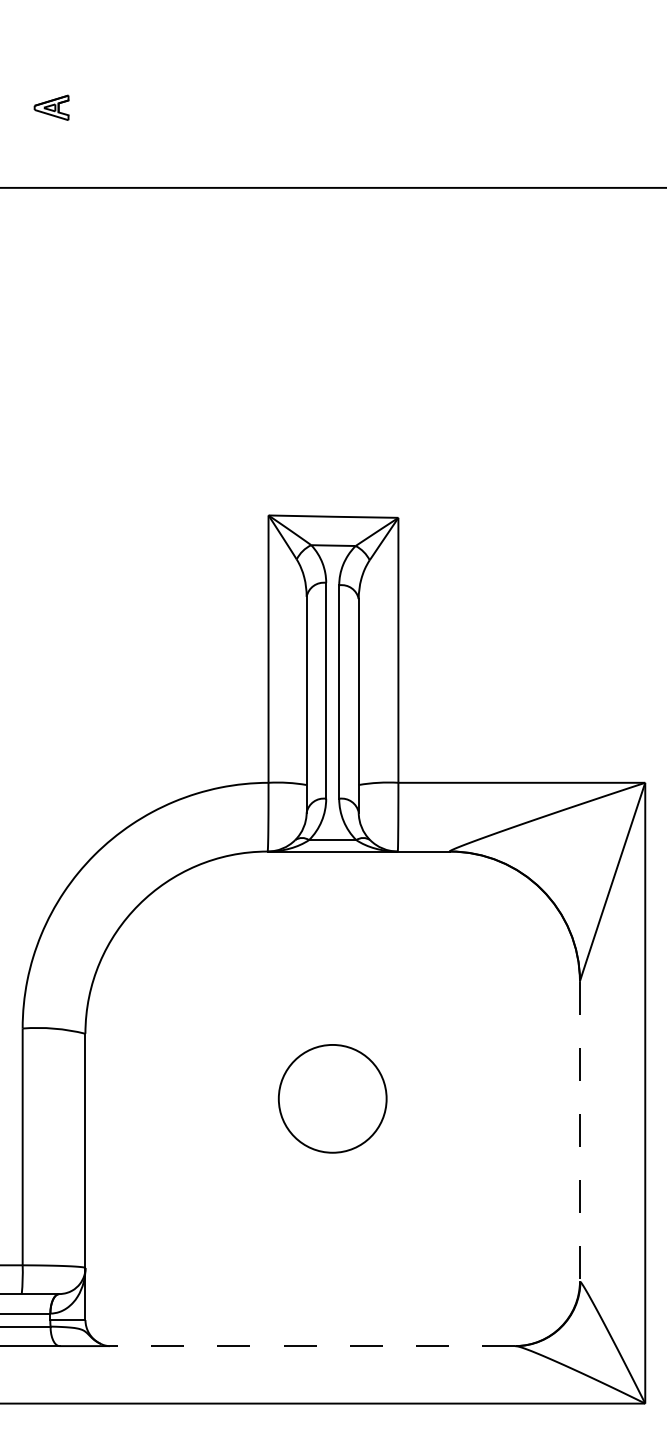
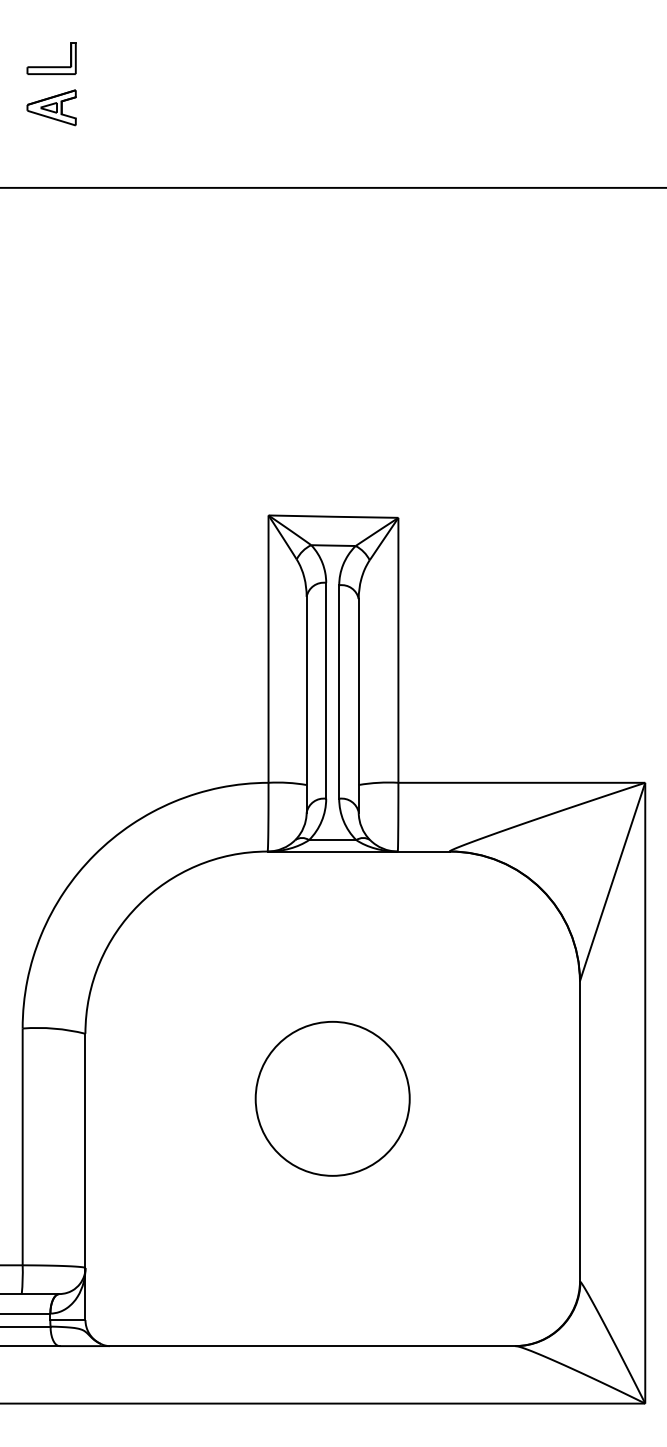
part: none -> present (51, 66)
part size: 37x27 px -> 51x38 px (51, 107)
circle diameter: 108 px -> 154 px (332, 1098)
line: dashed -> solid (579, 1131)
line: dashed -> solid (311, 1346)
